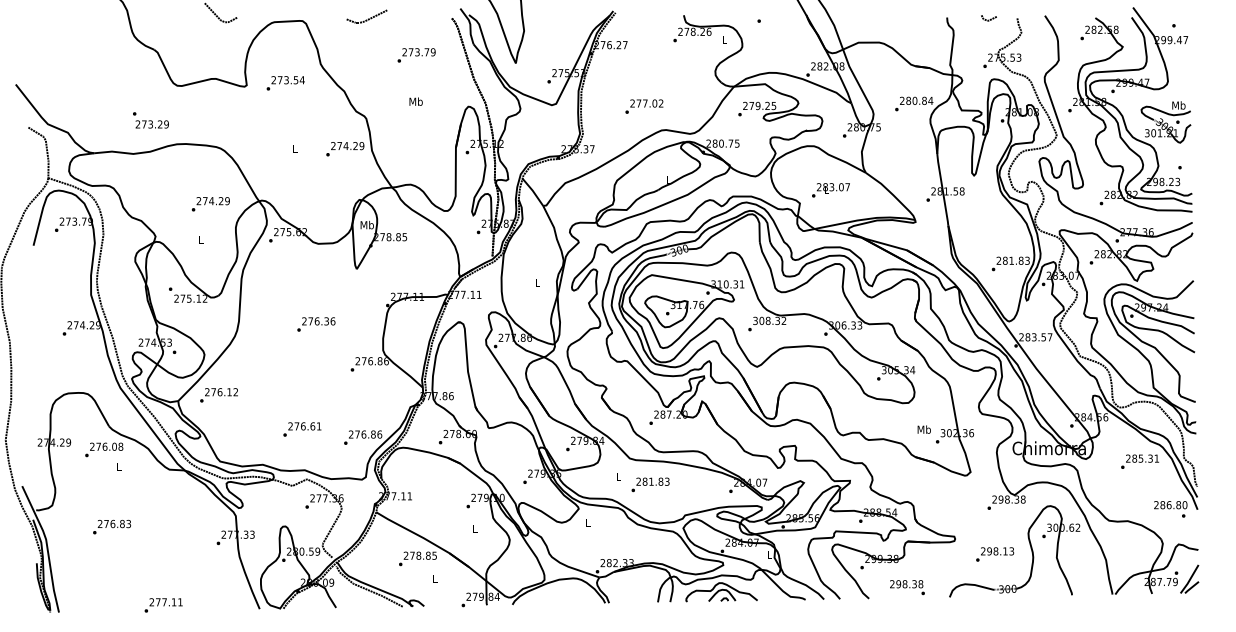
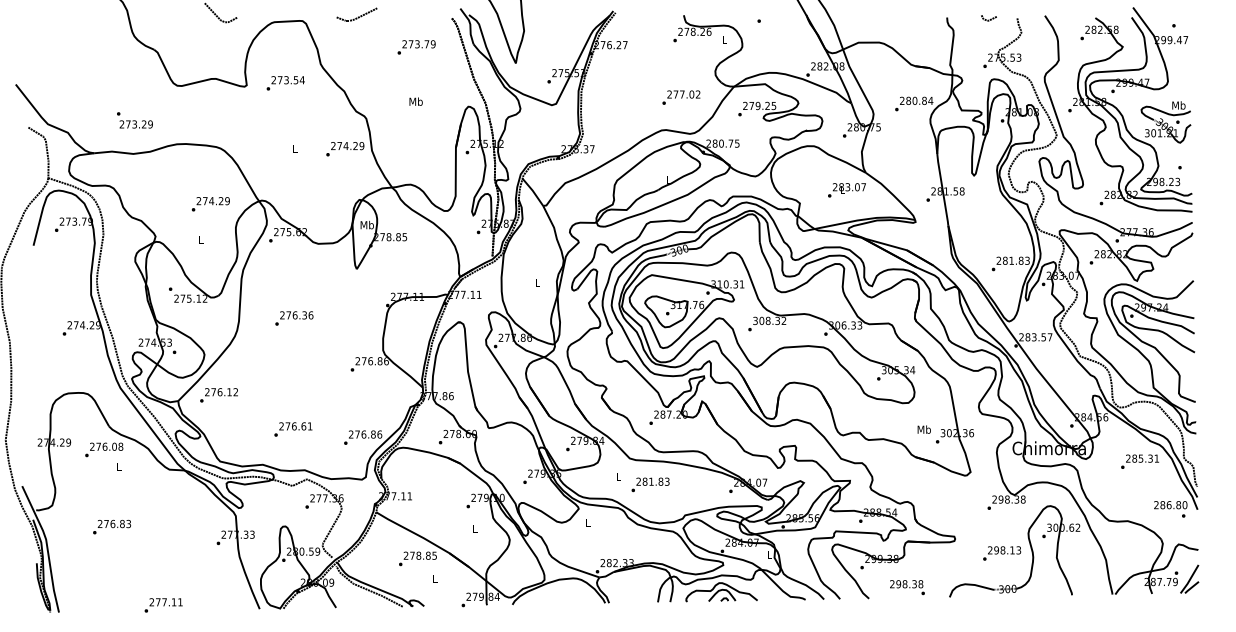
line position: (368, 18) -> (358, 16) (358, 16)
text position: (416, 55) -> (416, 47) (416, 47)
text position: (644, 106) -> (681, 97) (681, 97)
text position: (150, 120) -> (134, 120) (134, 120)
text position: (830, 190) -> (846, 190) (846, 190)
text position: (316, 324) -> (294, 318) (294, 318)
text position: (302, 429) -> (293, 429) (293, 429)
text position: (995, 554) -> (1002, 553) (1002, 553)
